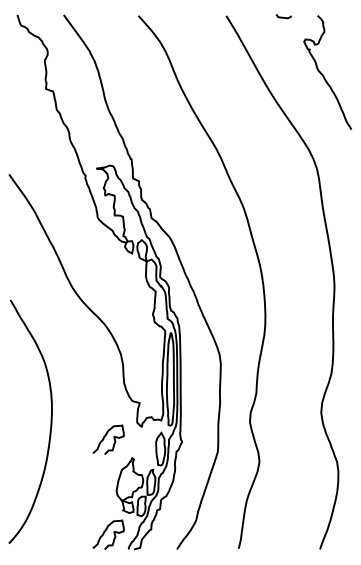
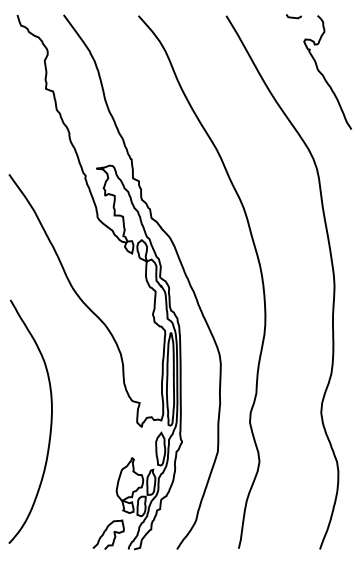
curve position: (283, 16) -> (293, 16) (293, 16)
curve: present -> none (105, 437)
